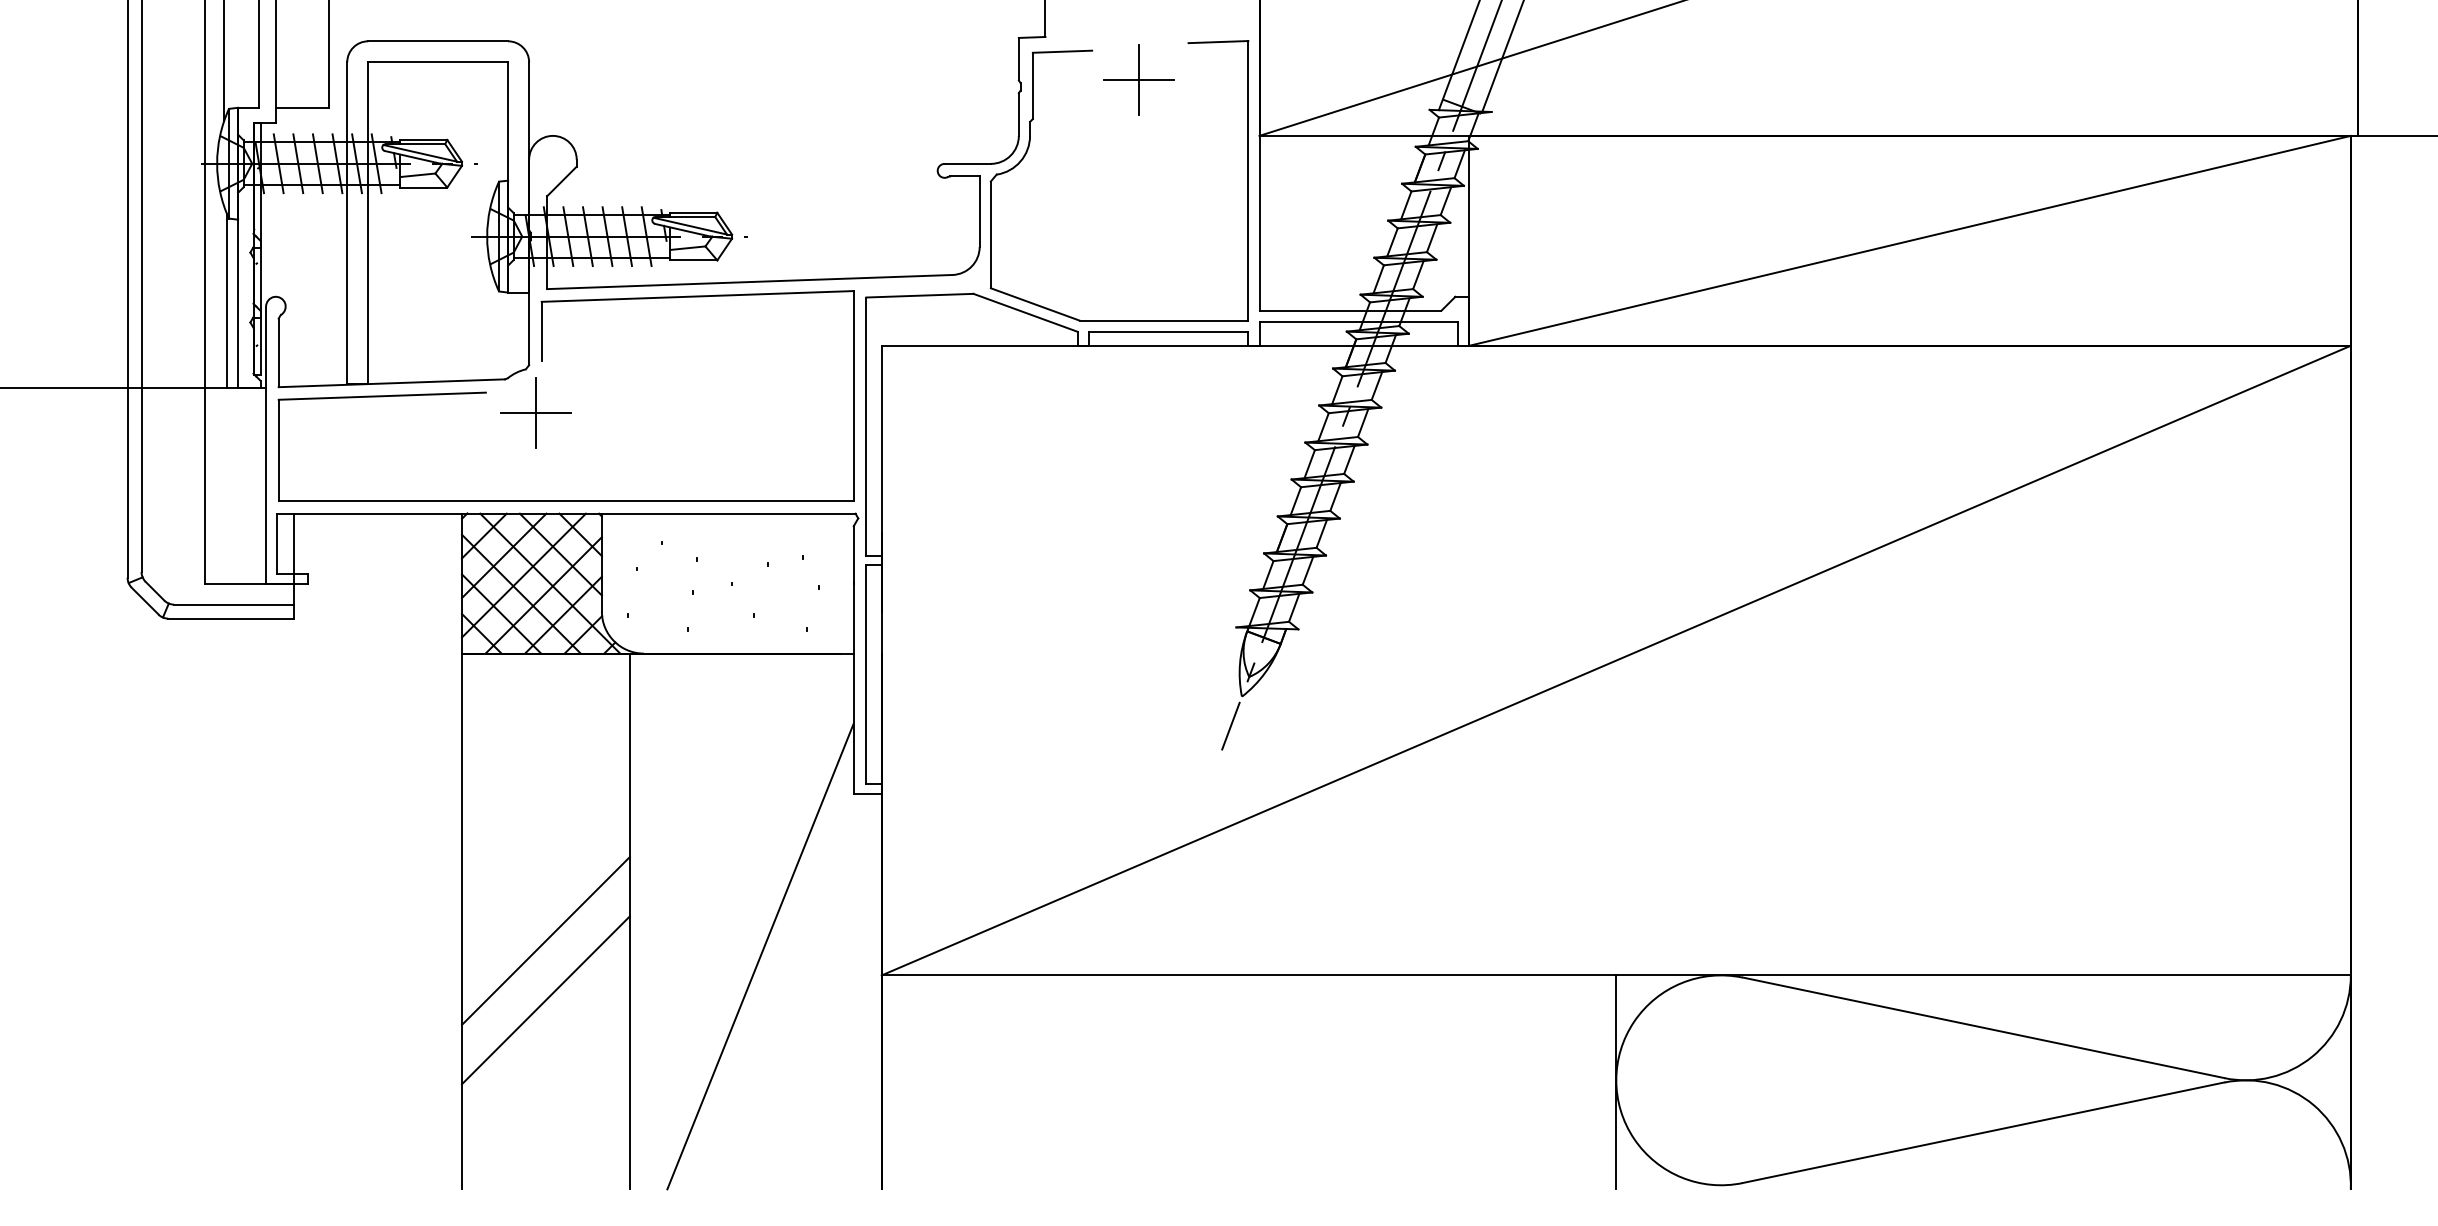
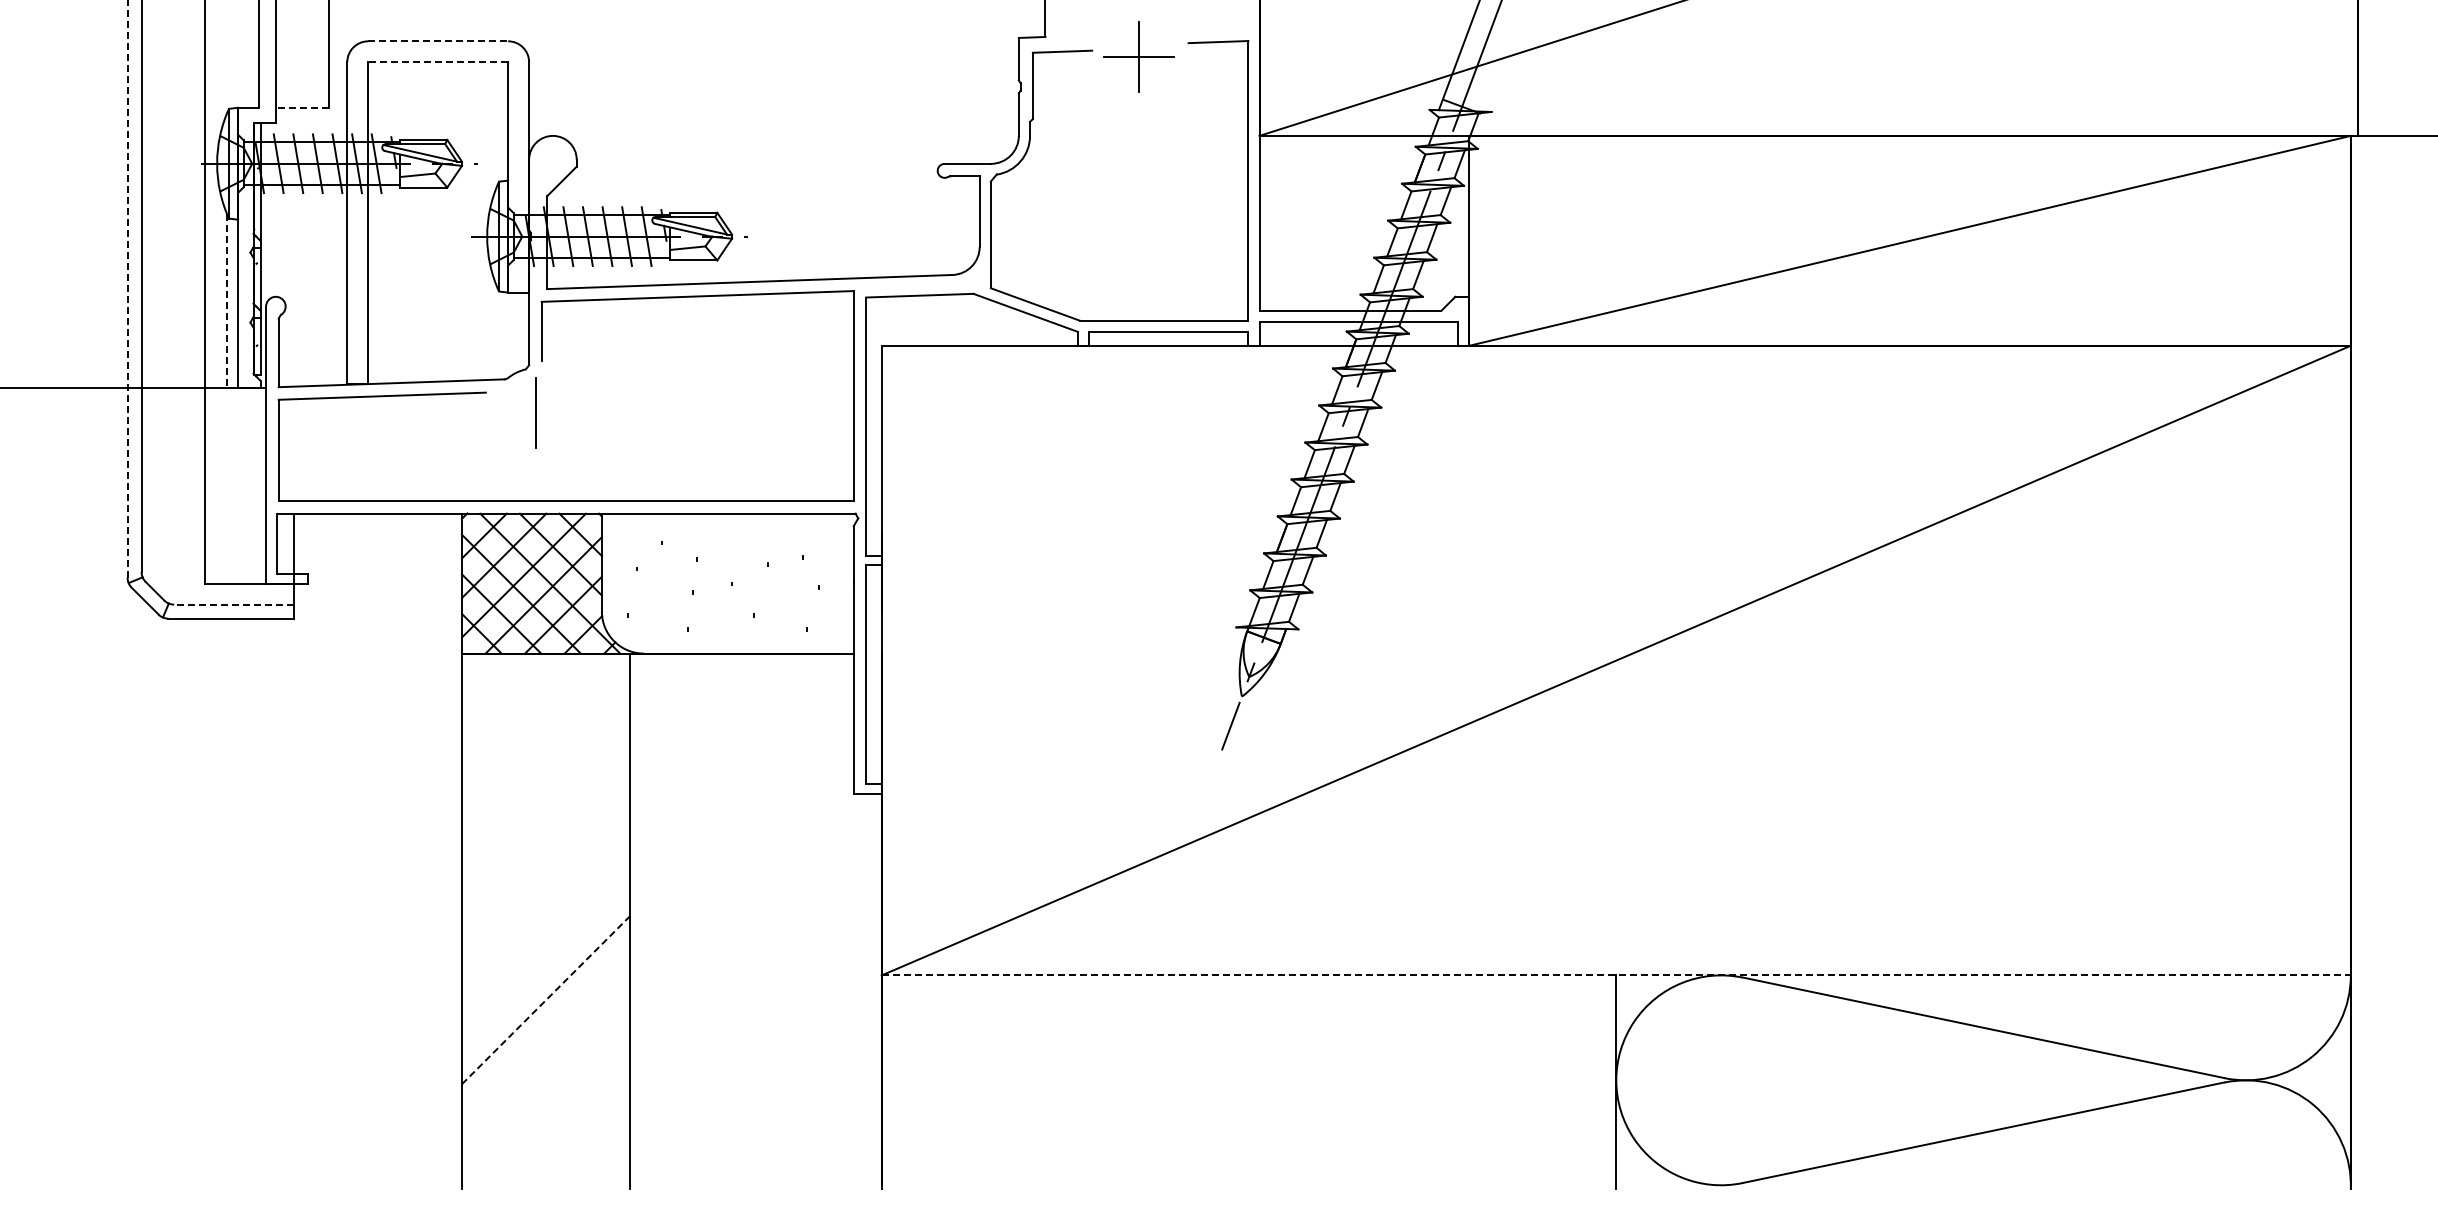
line: solid -> dashed (438, 41)
line: present -> none (1502, 56)
line: present -> none (224, 61)
line: solid -> dashed (438, 62)
part position: (1138, 79) -> (1138, 56) (1138, 56)
line: solid -> dashed (302, 107)
line: solid -> dashed (127, 288)
line: solid -> dashed (226, 300)
line: present -> none (536, 412)
line: solid -> dashed (234, 604)
line: present -> none (545, 940)
line: present -> none (760, 956)
line: solid -> dashed (1616, 975)
line: solid -> dashed (545, 1000)
